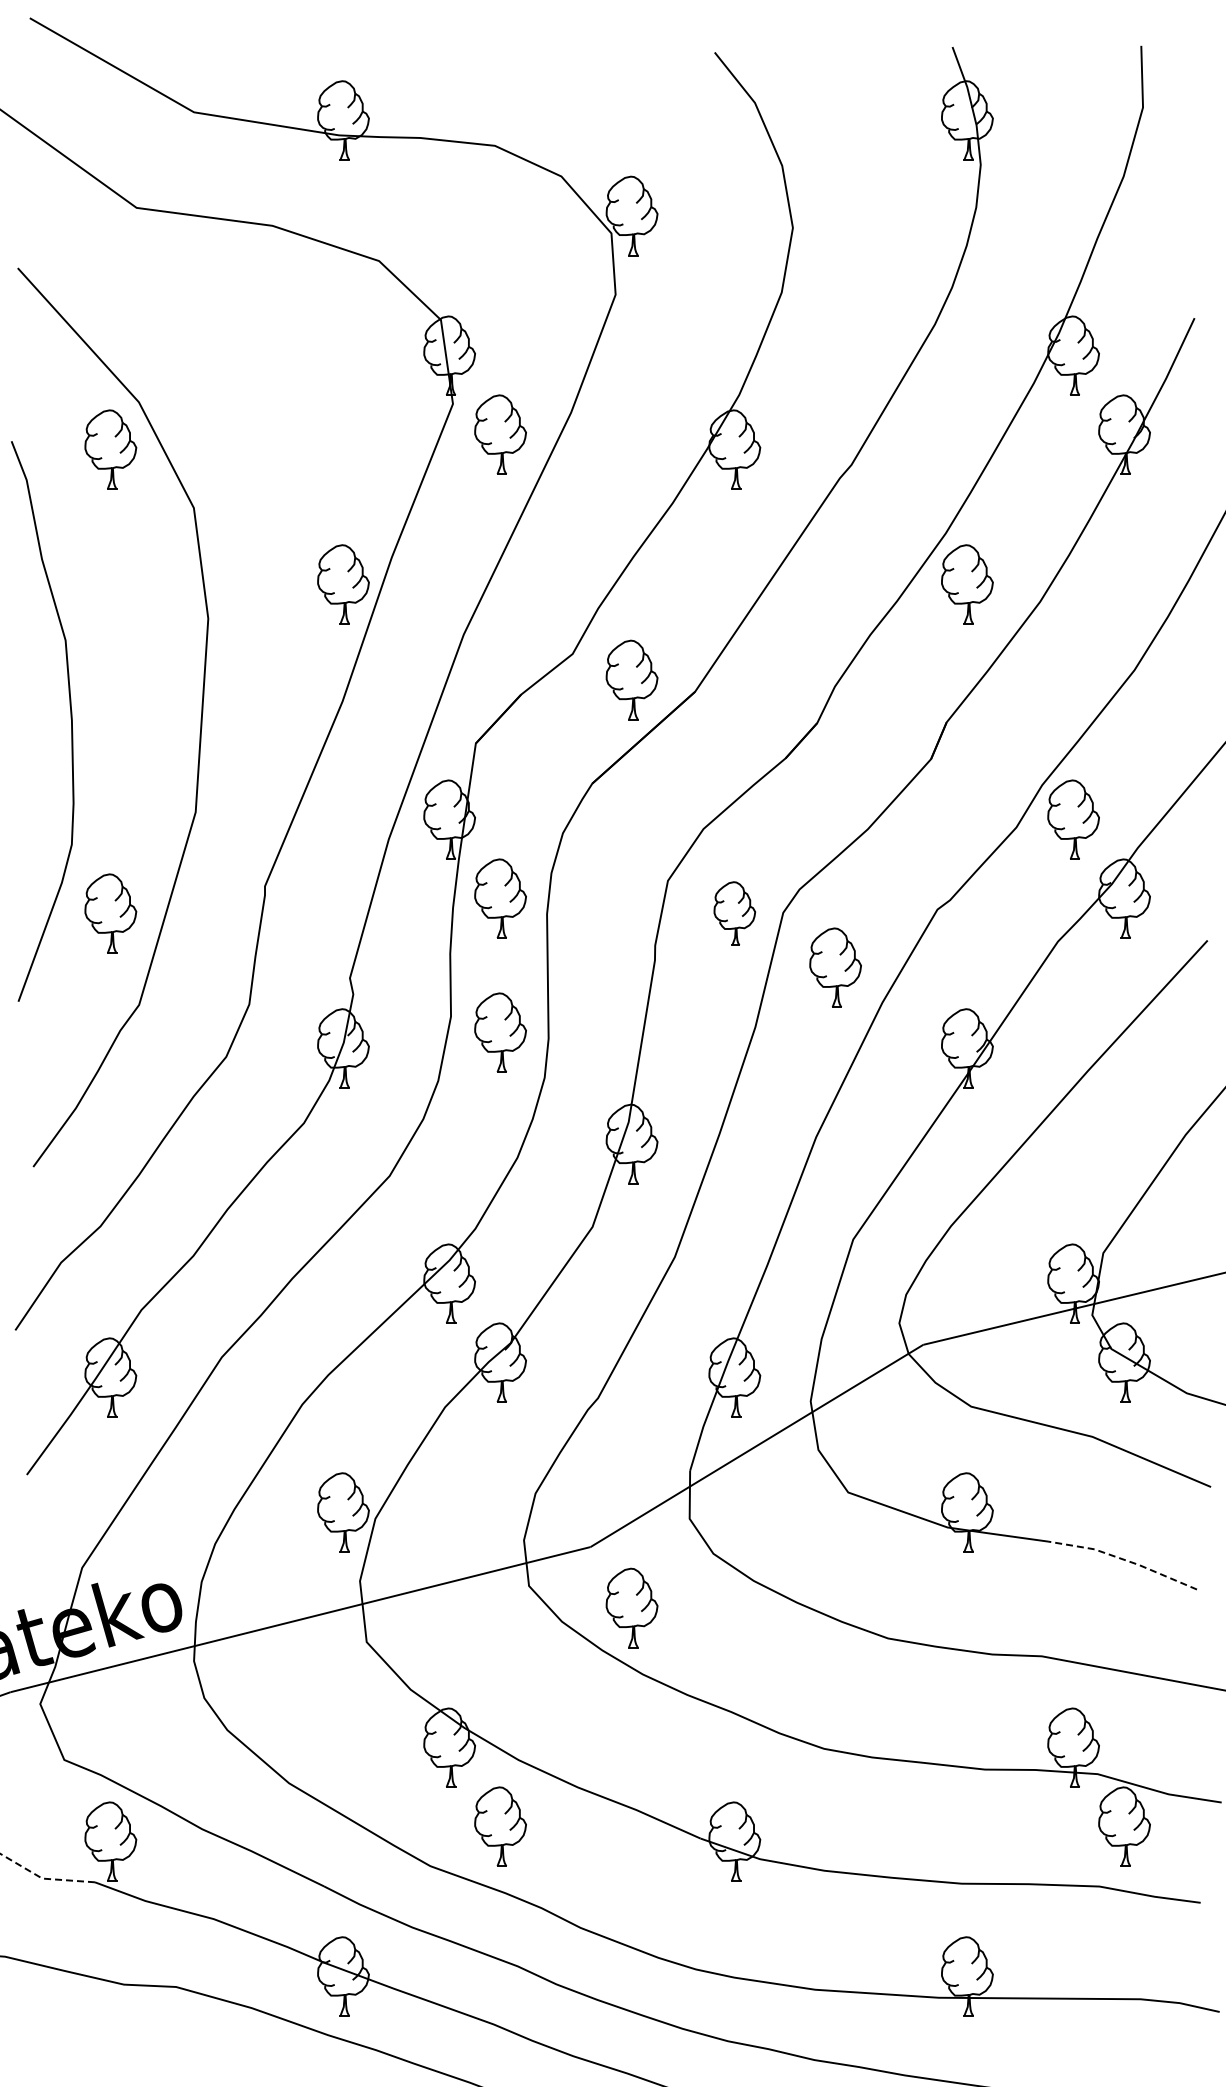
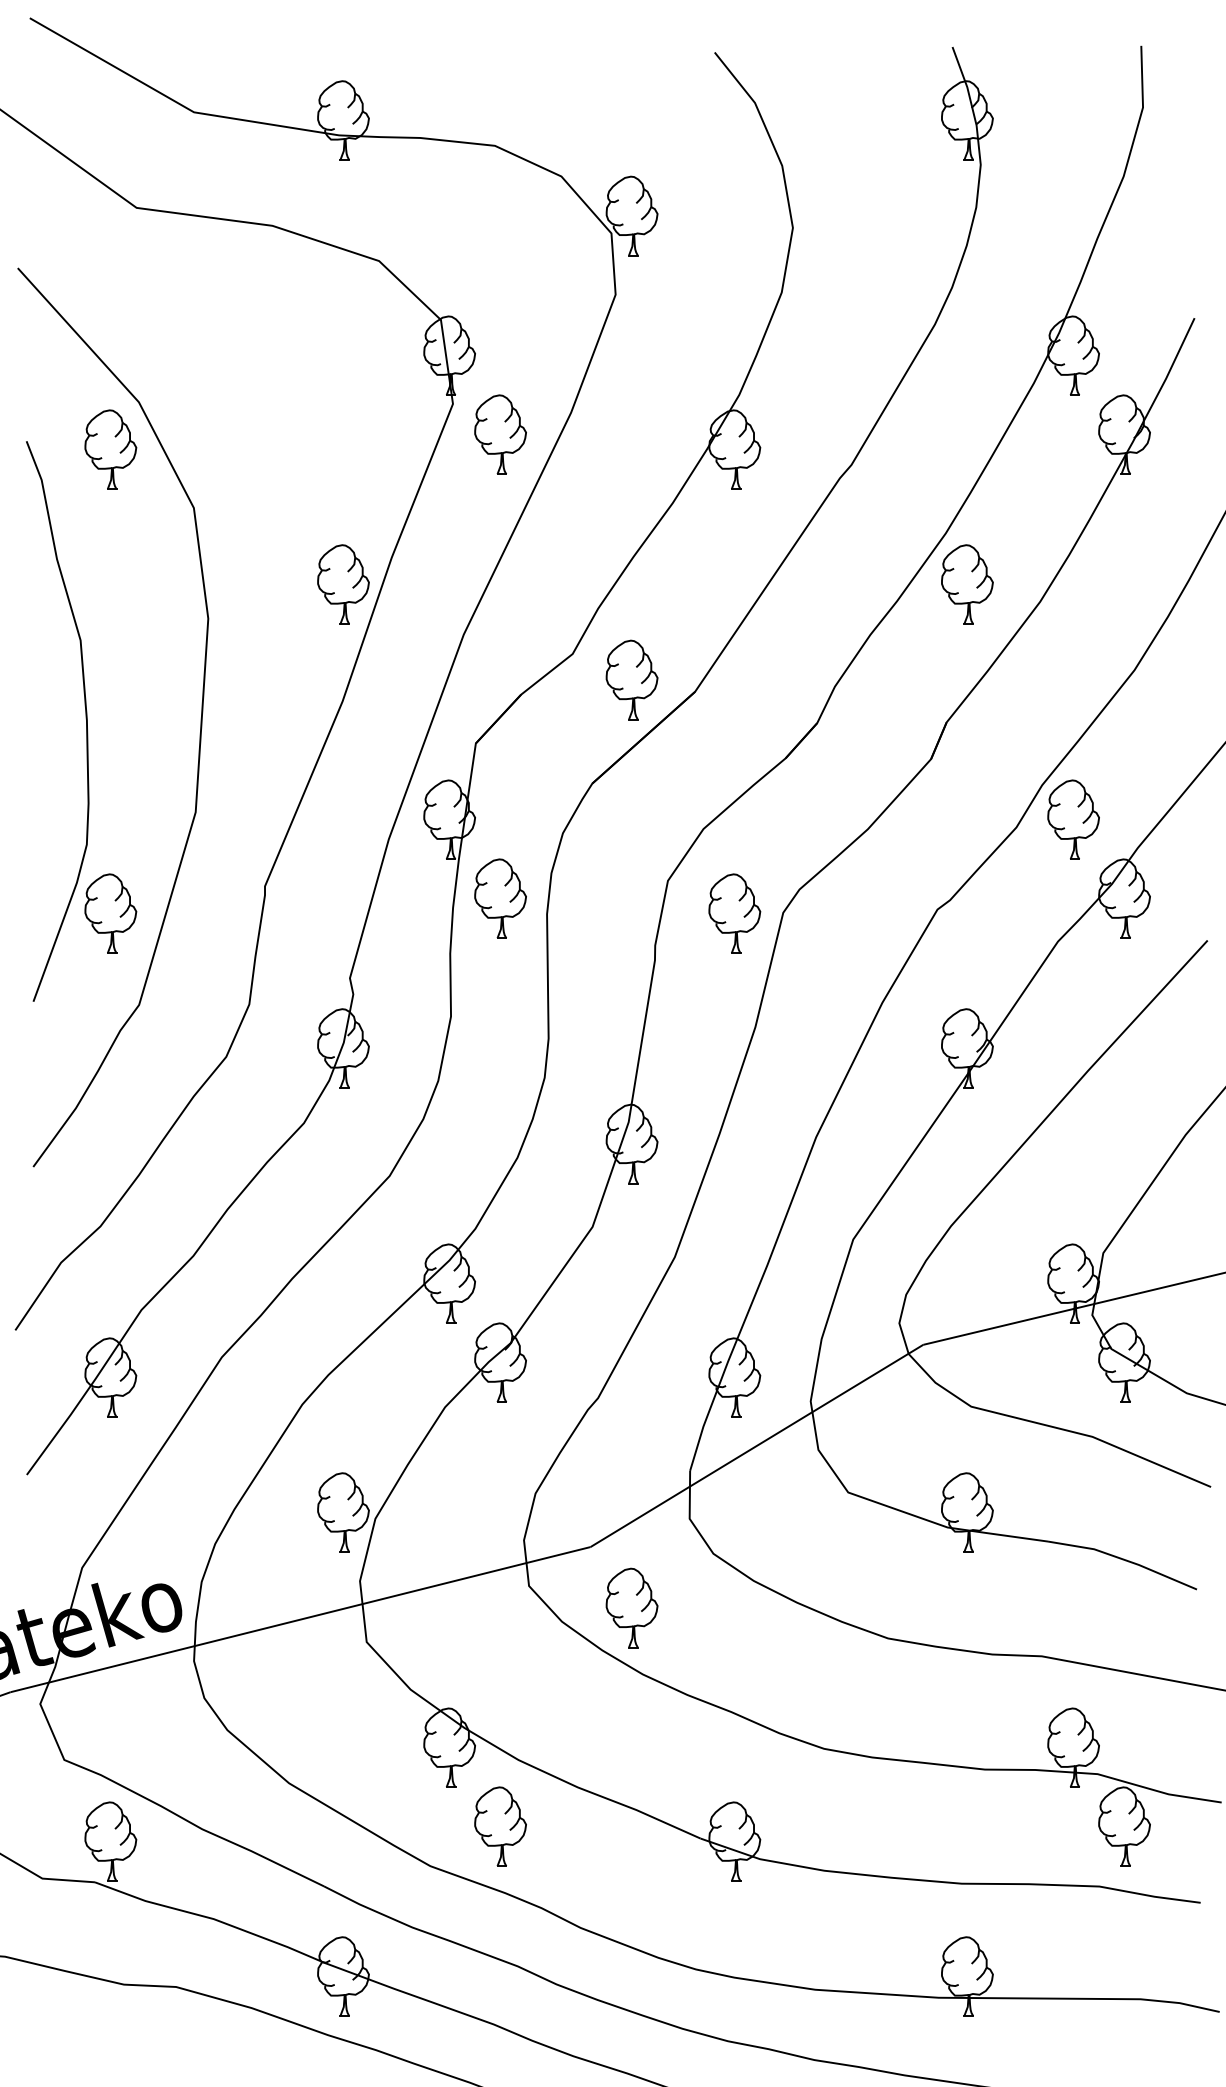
curve position: (70, 718) -> (85, 718) (85, 718)
part size: 44x65 px -> 54x81 px (734, 913)
part: present -> none (835, 967)
part: present -> none (500, 1032)
line: dashed -> solid (1124, 1559)
line: dashed -> solid (43, 1878)
